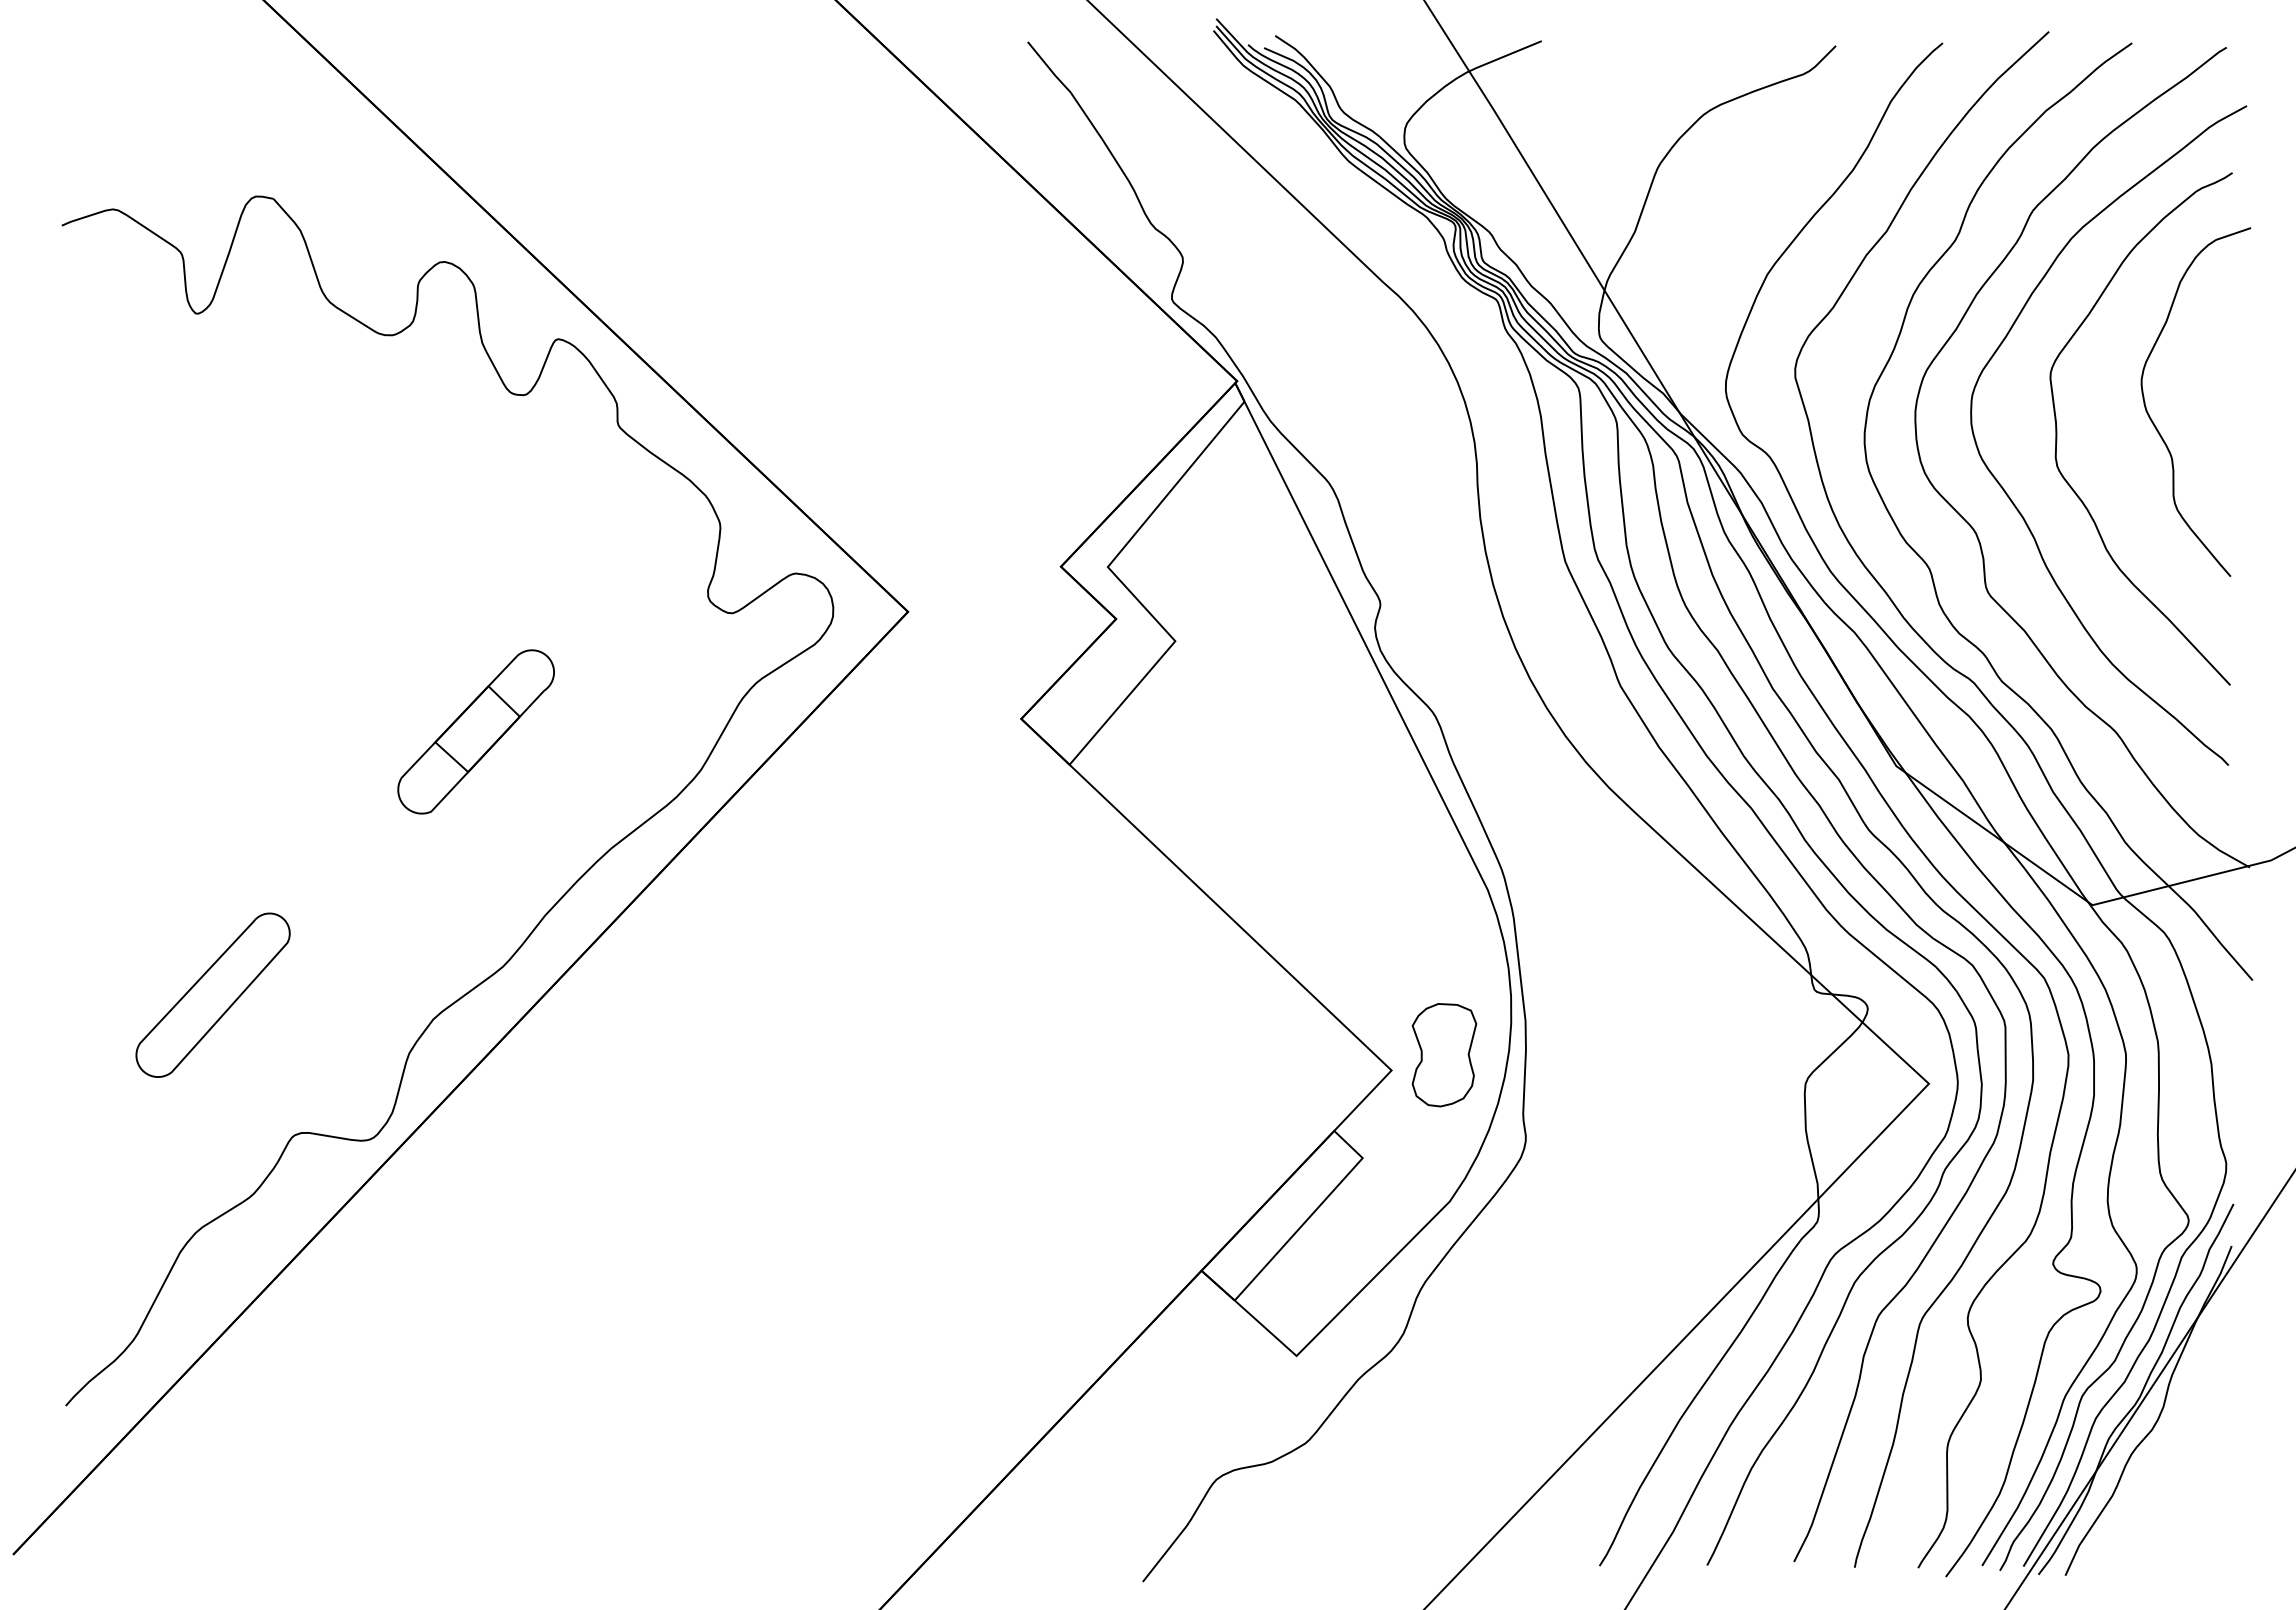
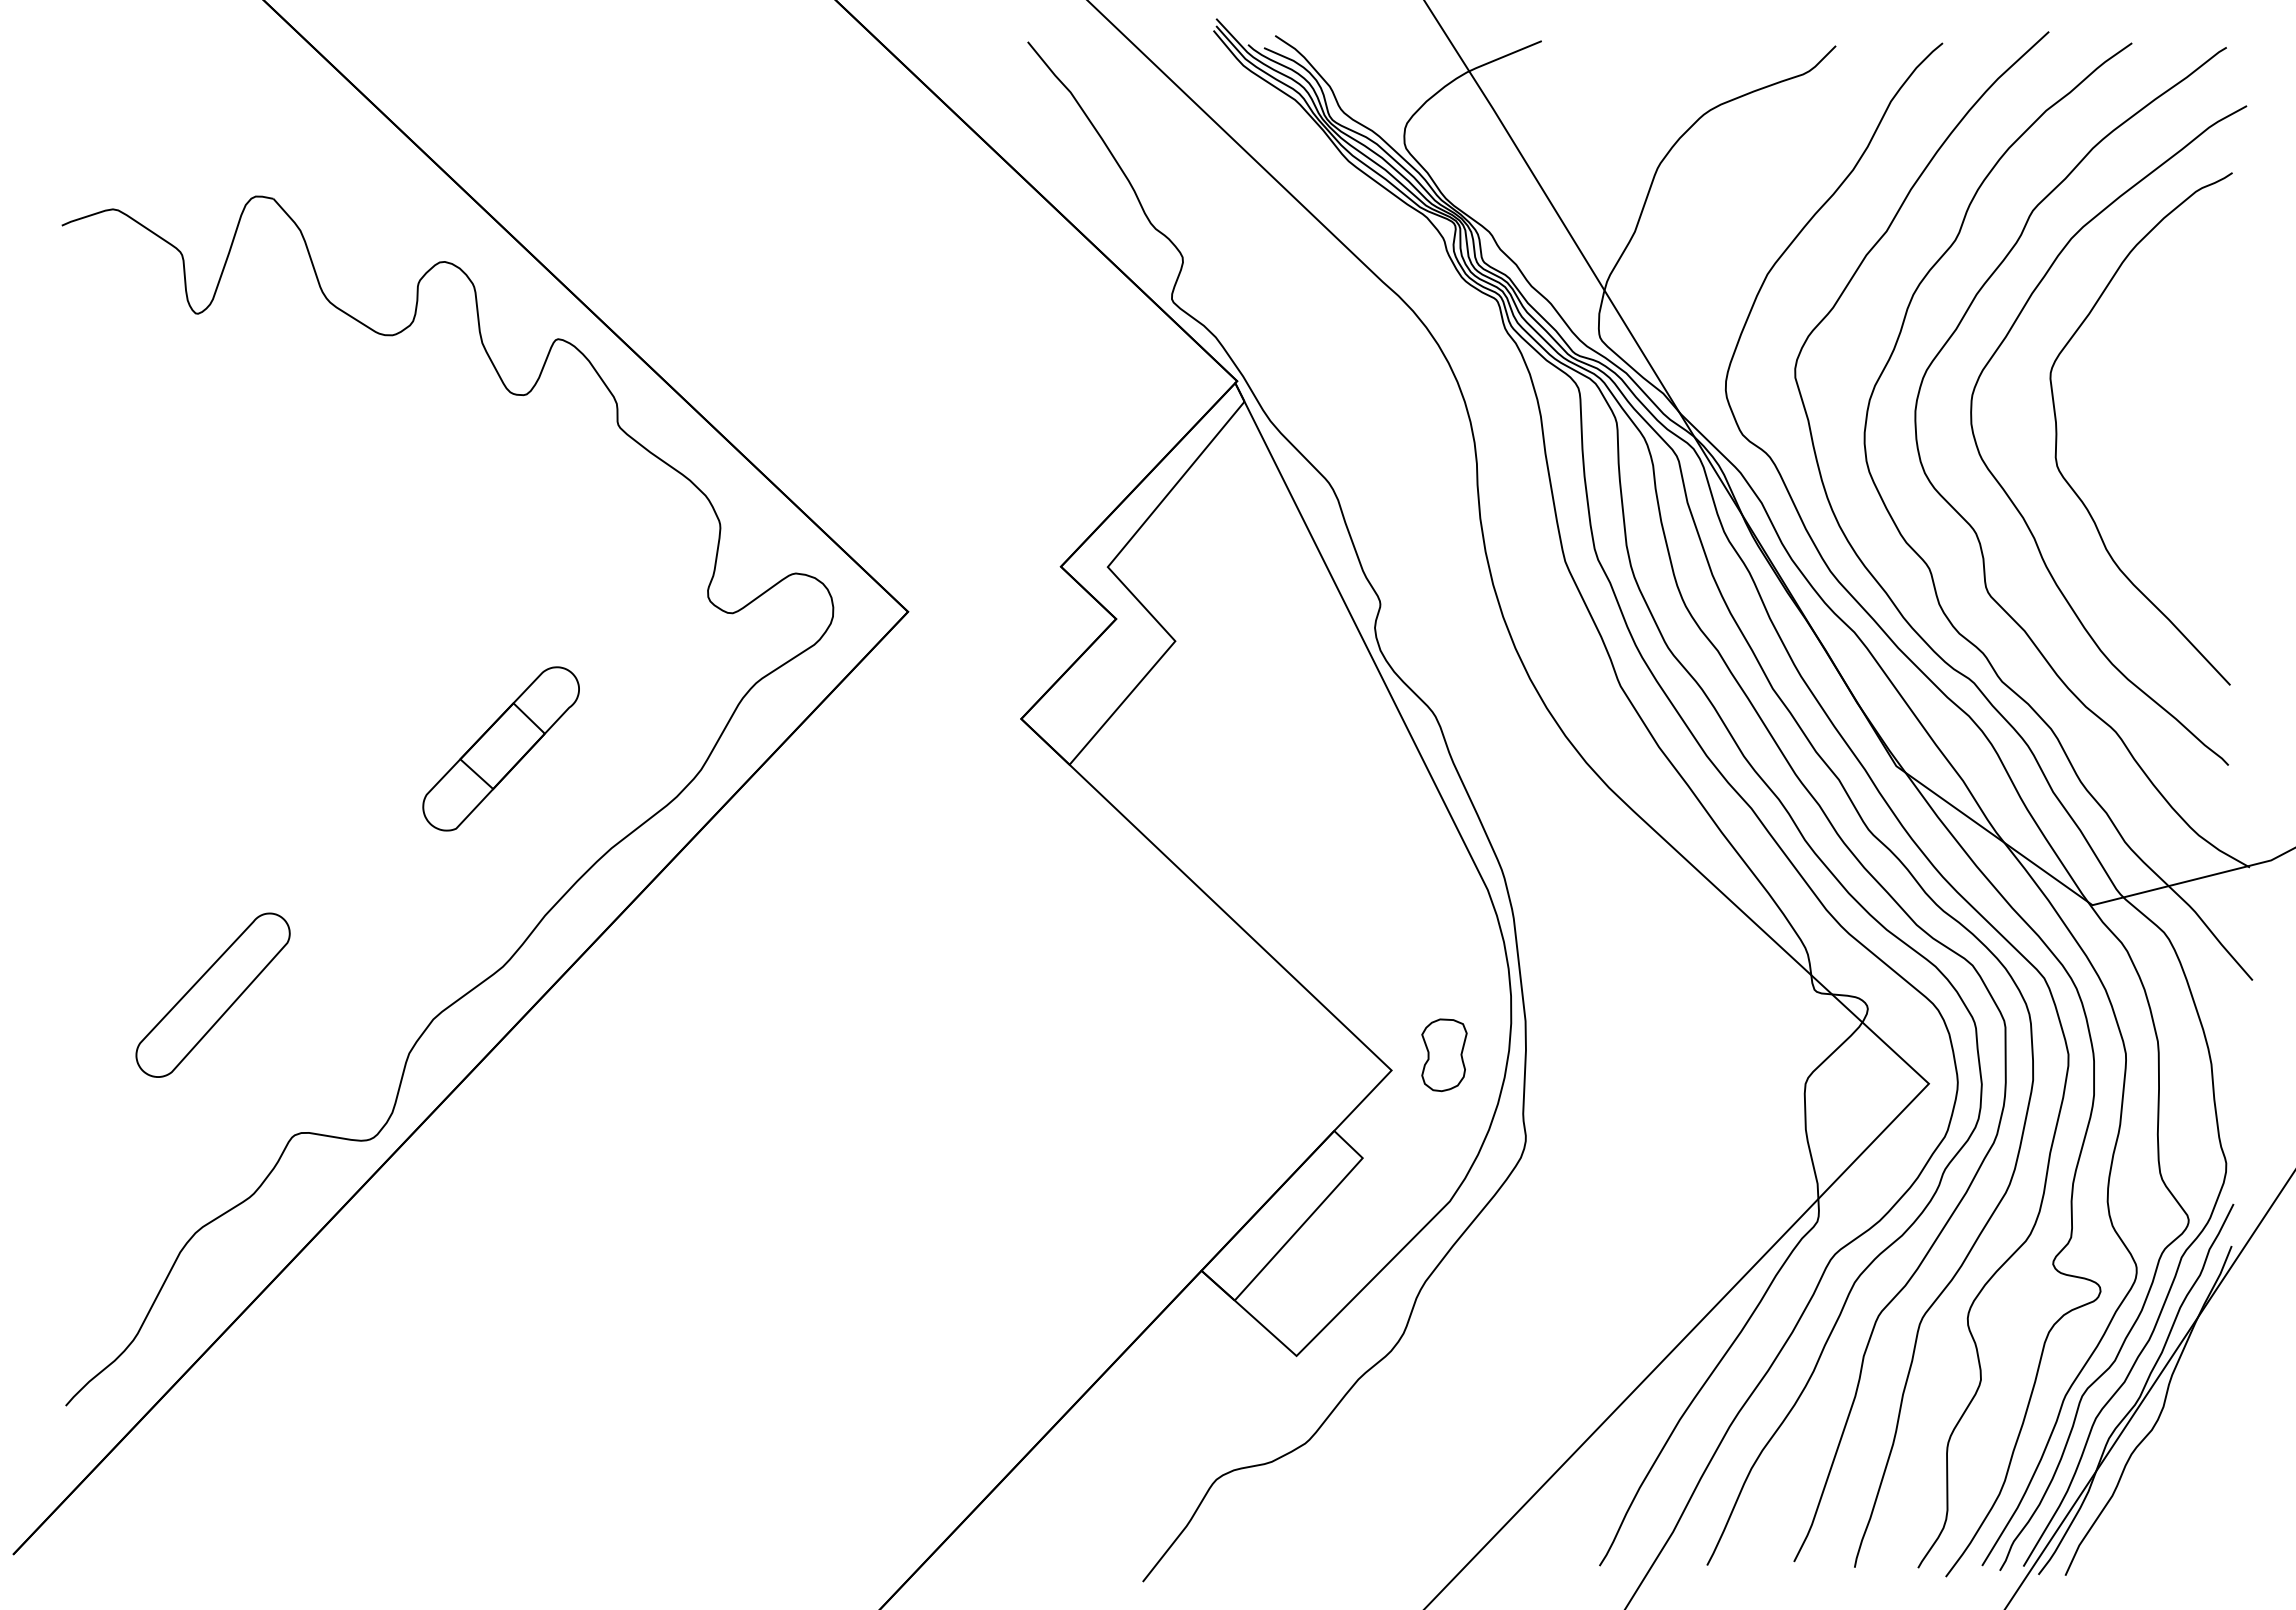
curve: present -> none (2156, 426)
part position: (475, 731) -> (500, 748) (500, 748)
part size: 67x105 px -> 47x75 px (1444, 1055)
